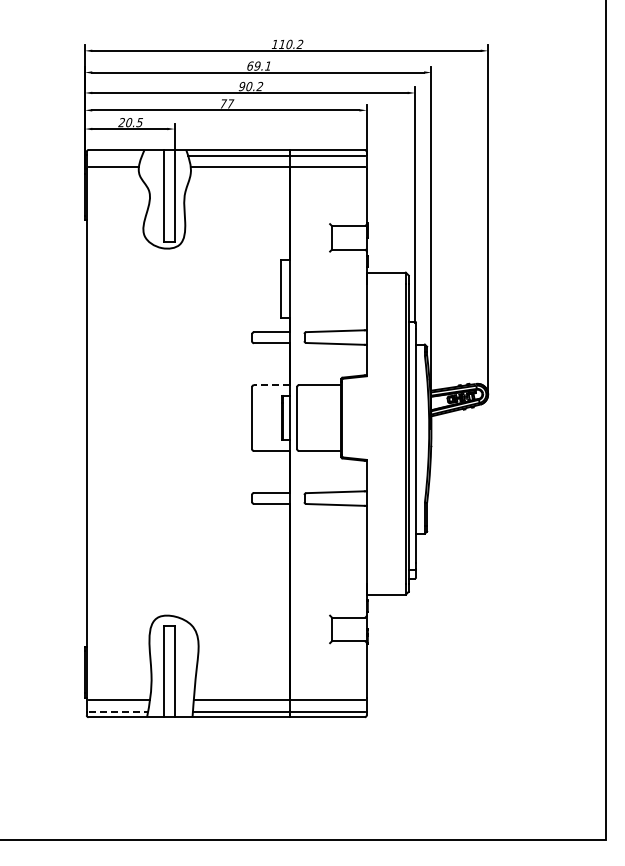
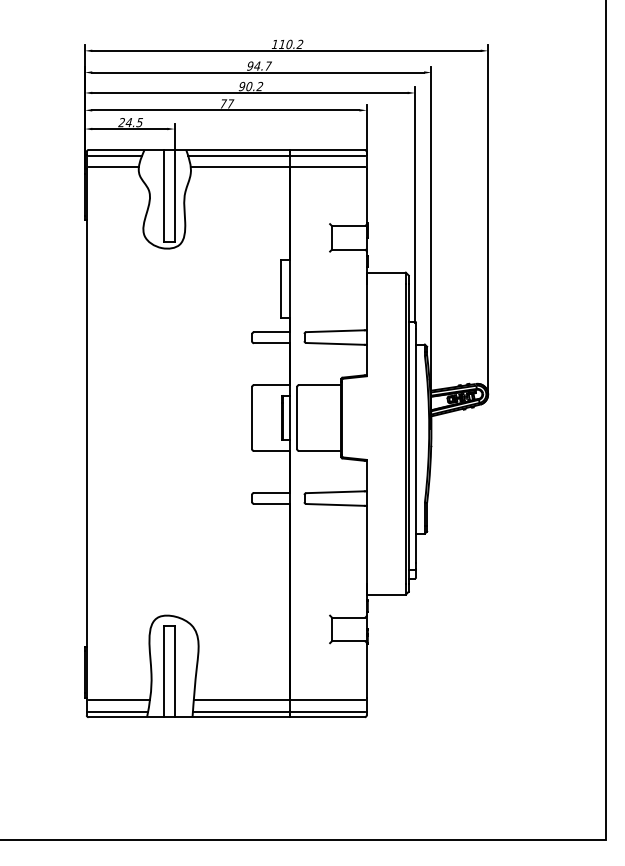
text: 69.1 -> 94.7 (259, 65)
text: 20.5 -> 24.5 (128, 122)
line: none -> present (115, 155)
line: dashed -> solid (271, 385)
line: dashed -> solid (118, 711)
